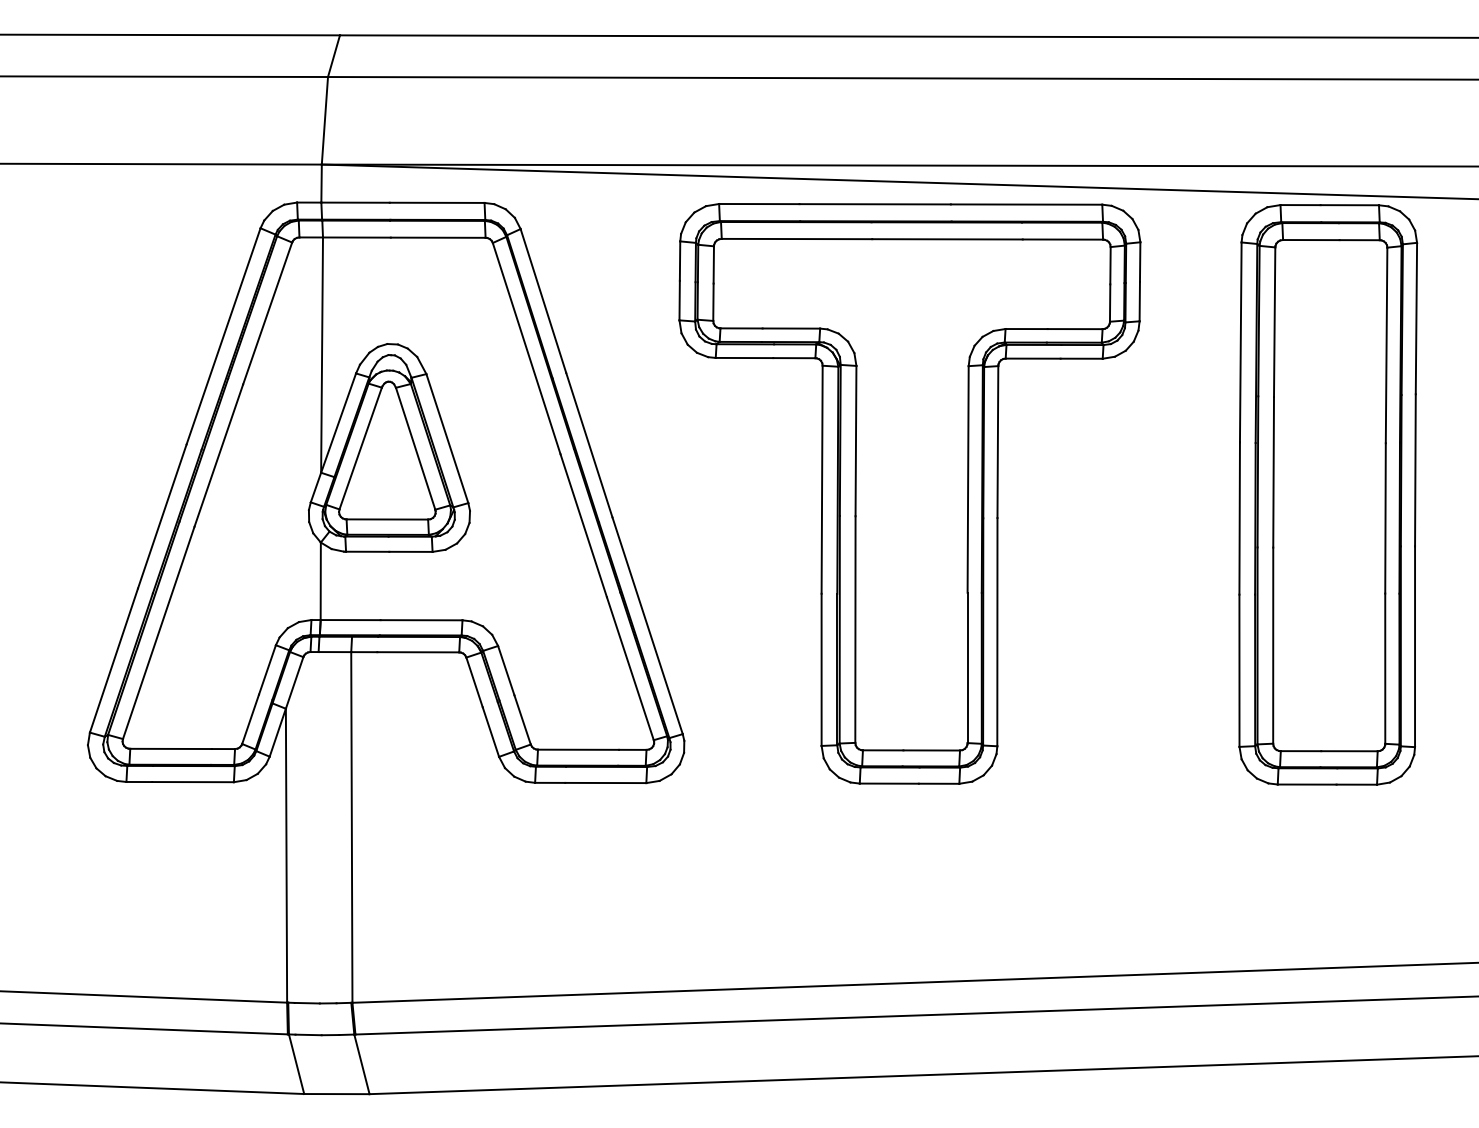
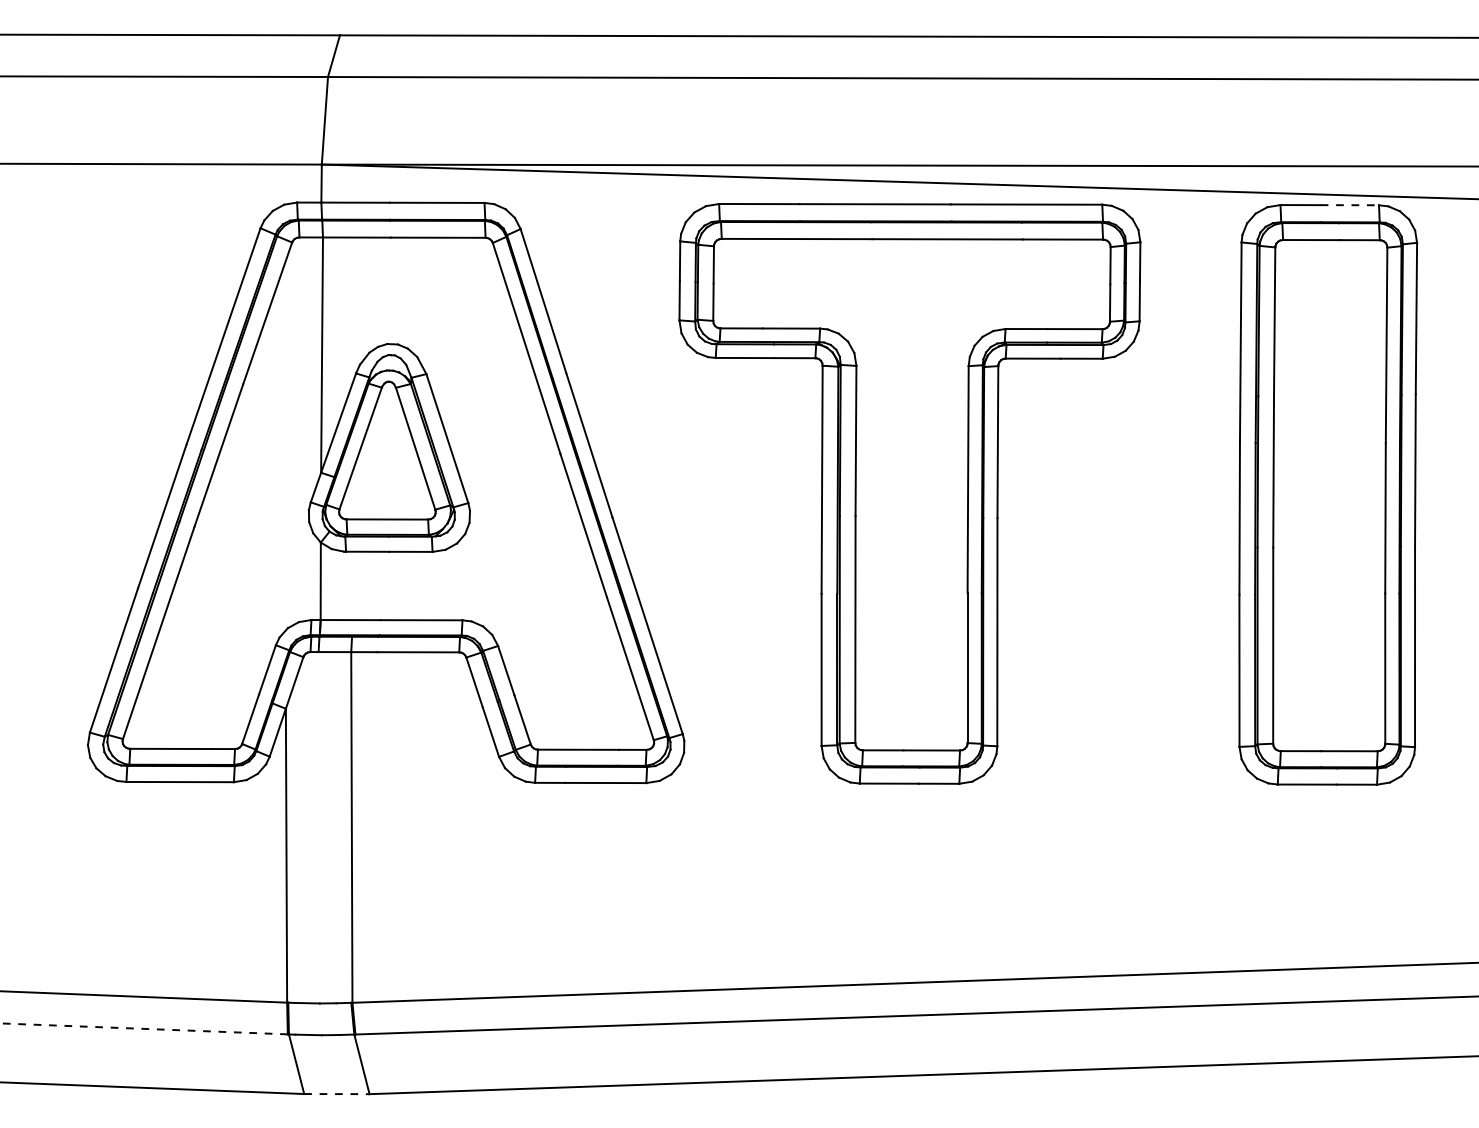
line: solid -> dashed (1350, 205)
line: solid -> dashed (143, 1028)
line: solid -> dashed (336, 1094)
